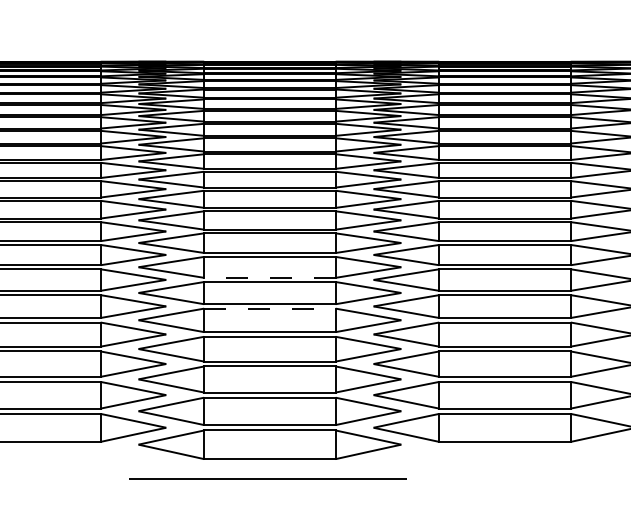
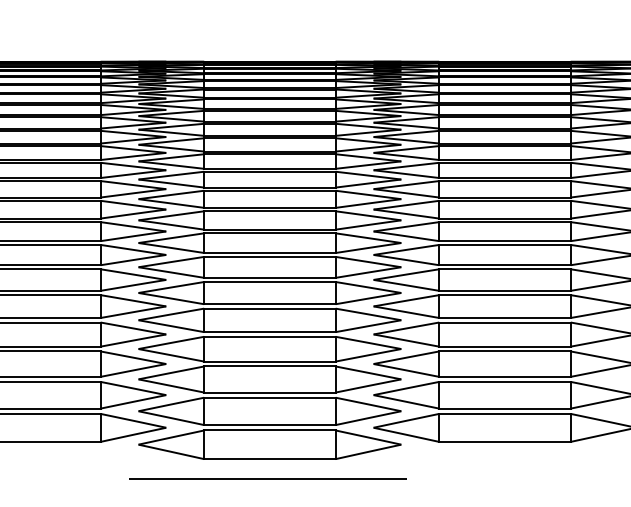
line: dashed -> solid (269, 277)
line: dashed -> solid (269, 308)
